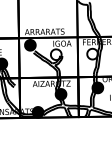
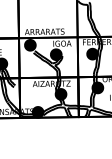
fill: none -> present (92, 53)
fill: none -> present (55, 54)
